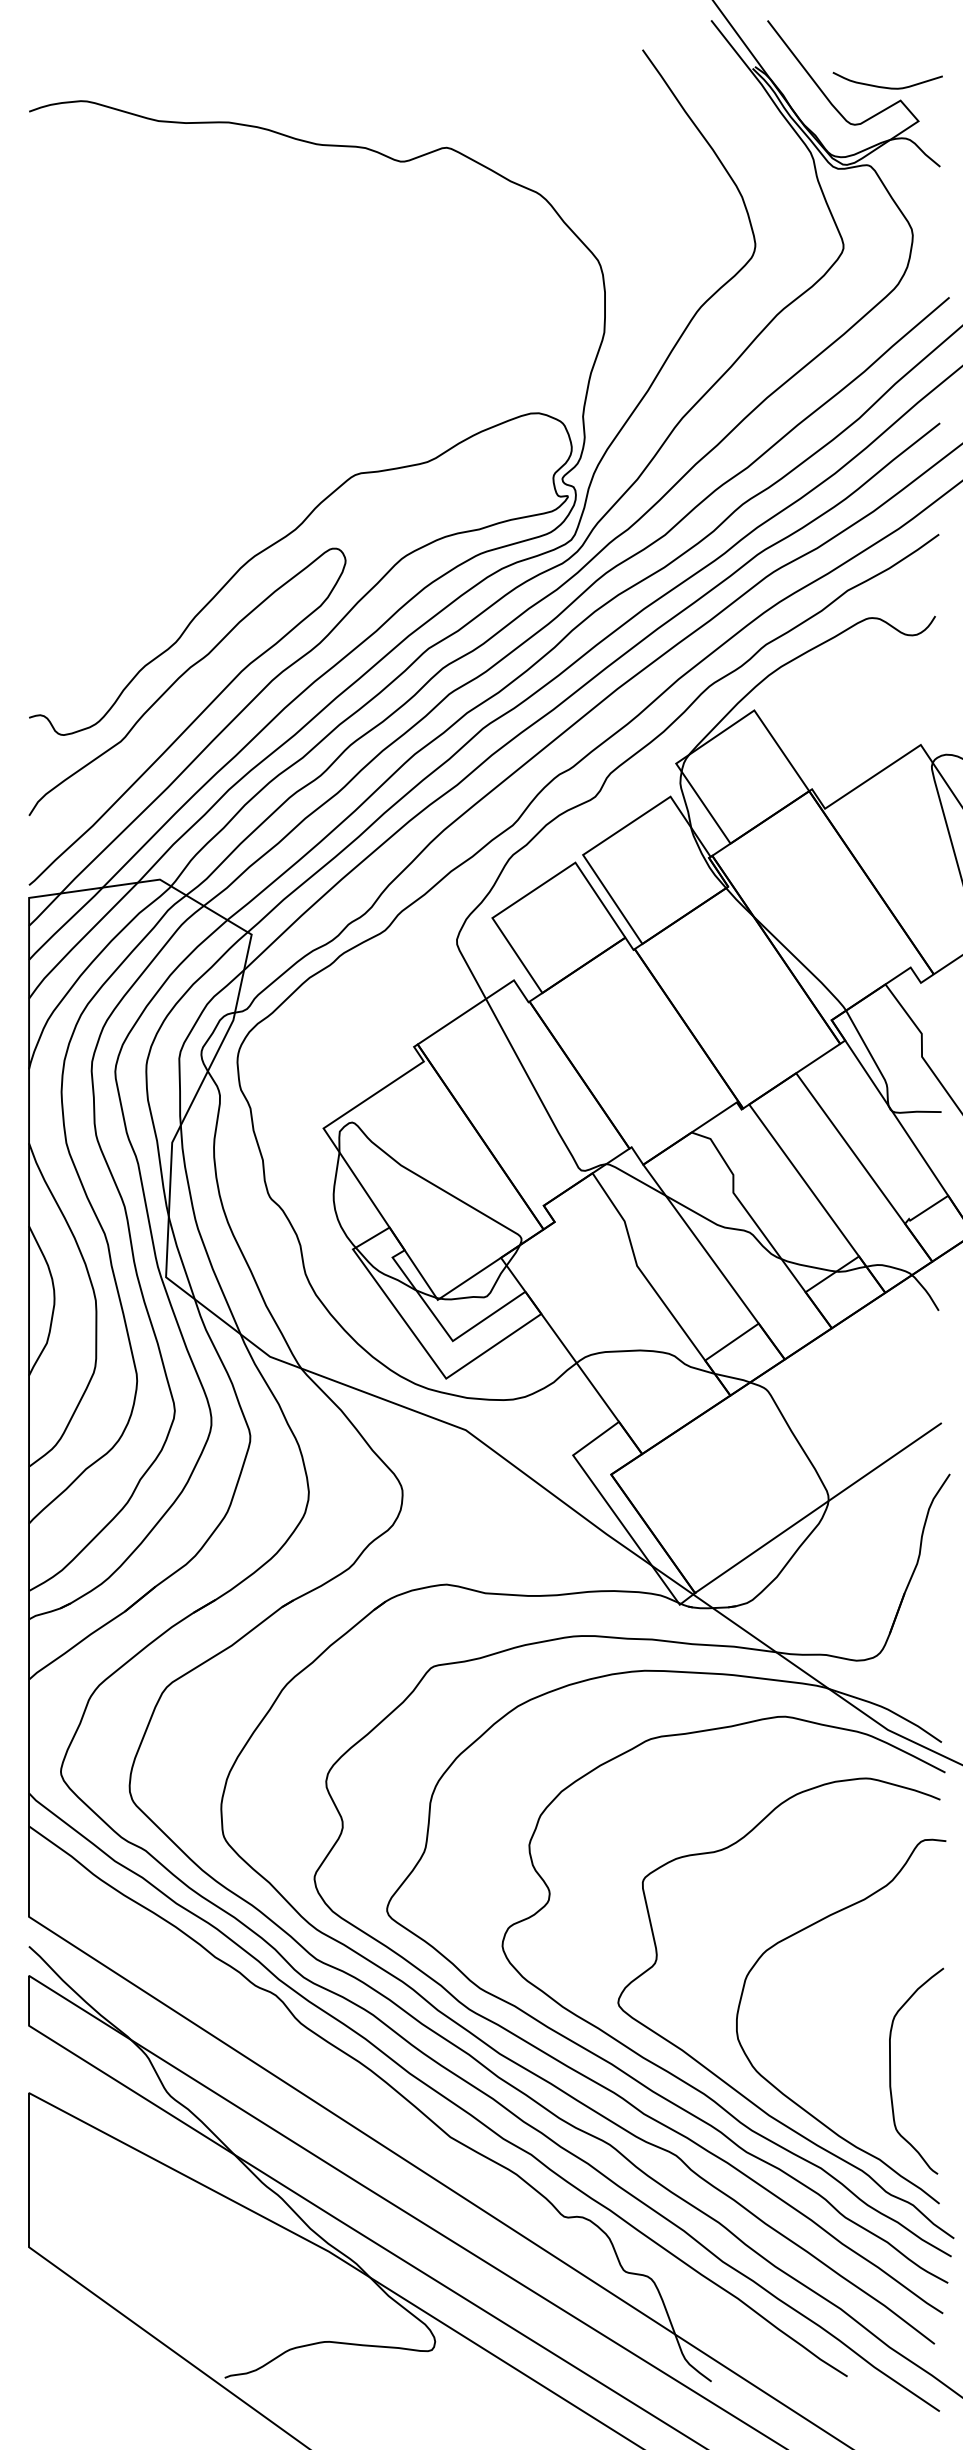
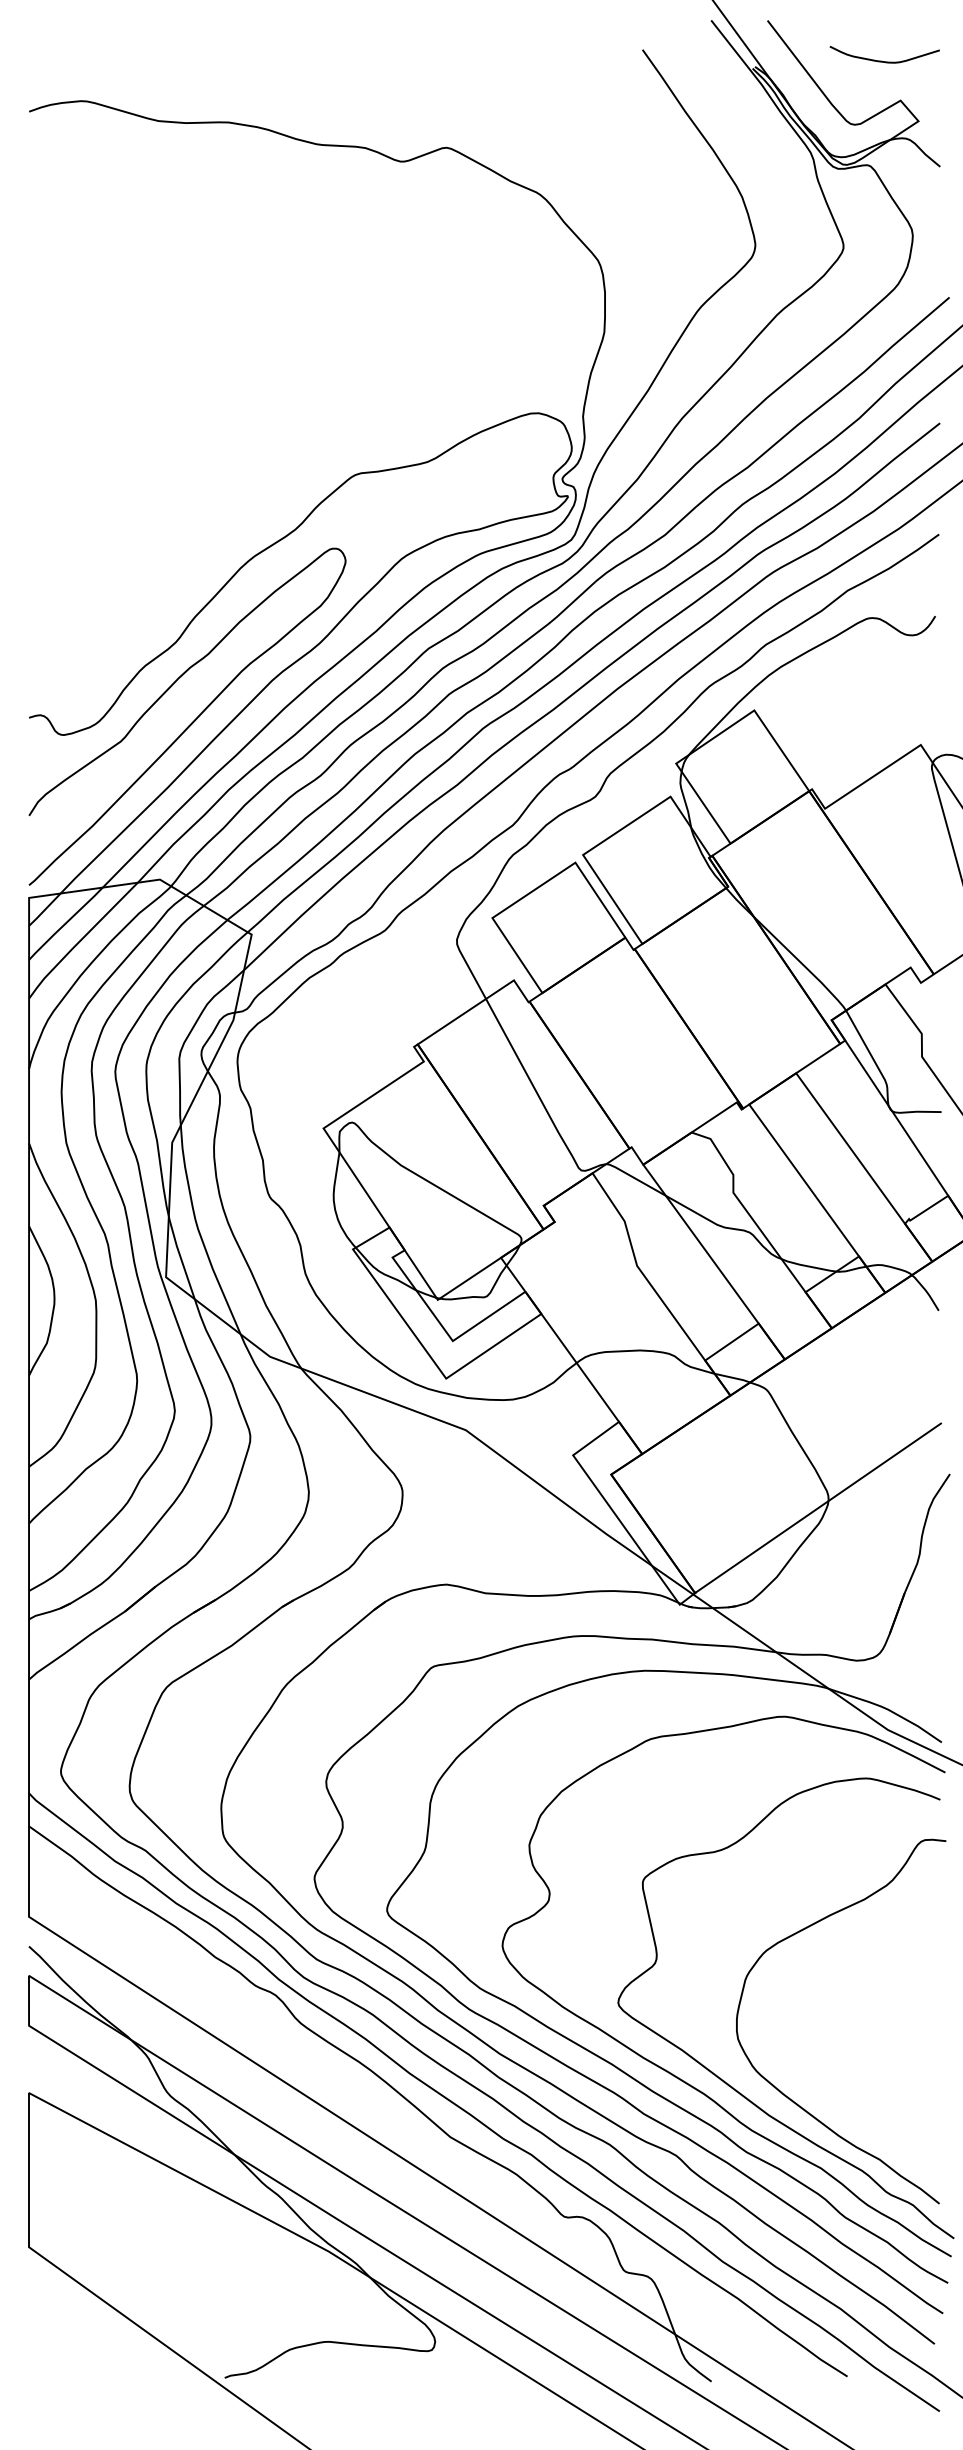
curve position: (885, 86) -> (882, 60) (882, 60)
curve: present -> none (891, 2074)
